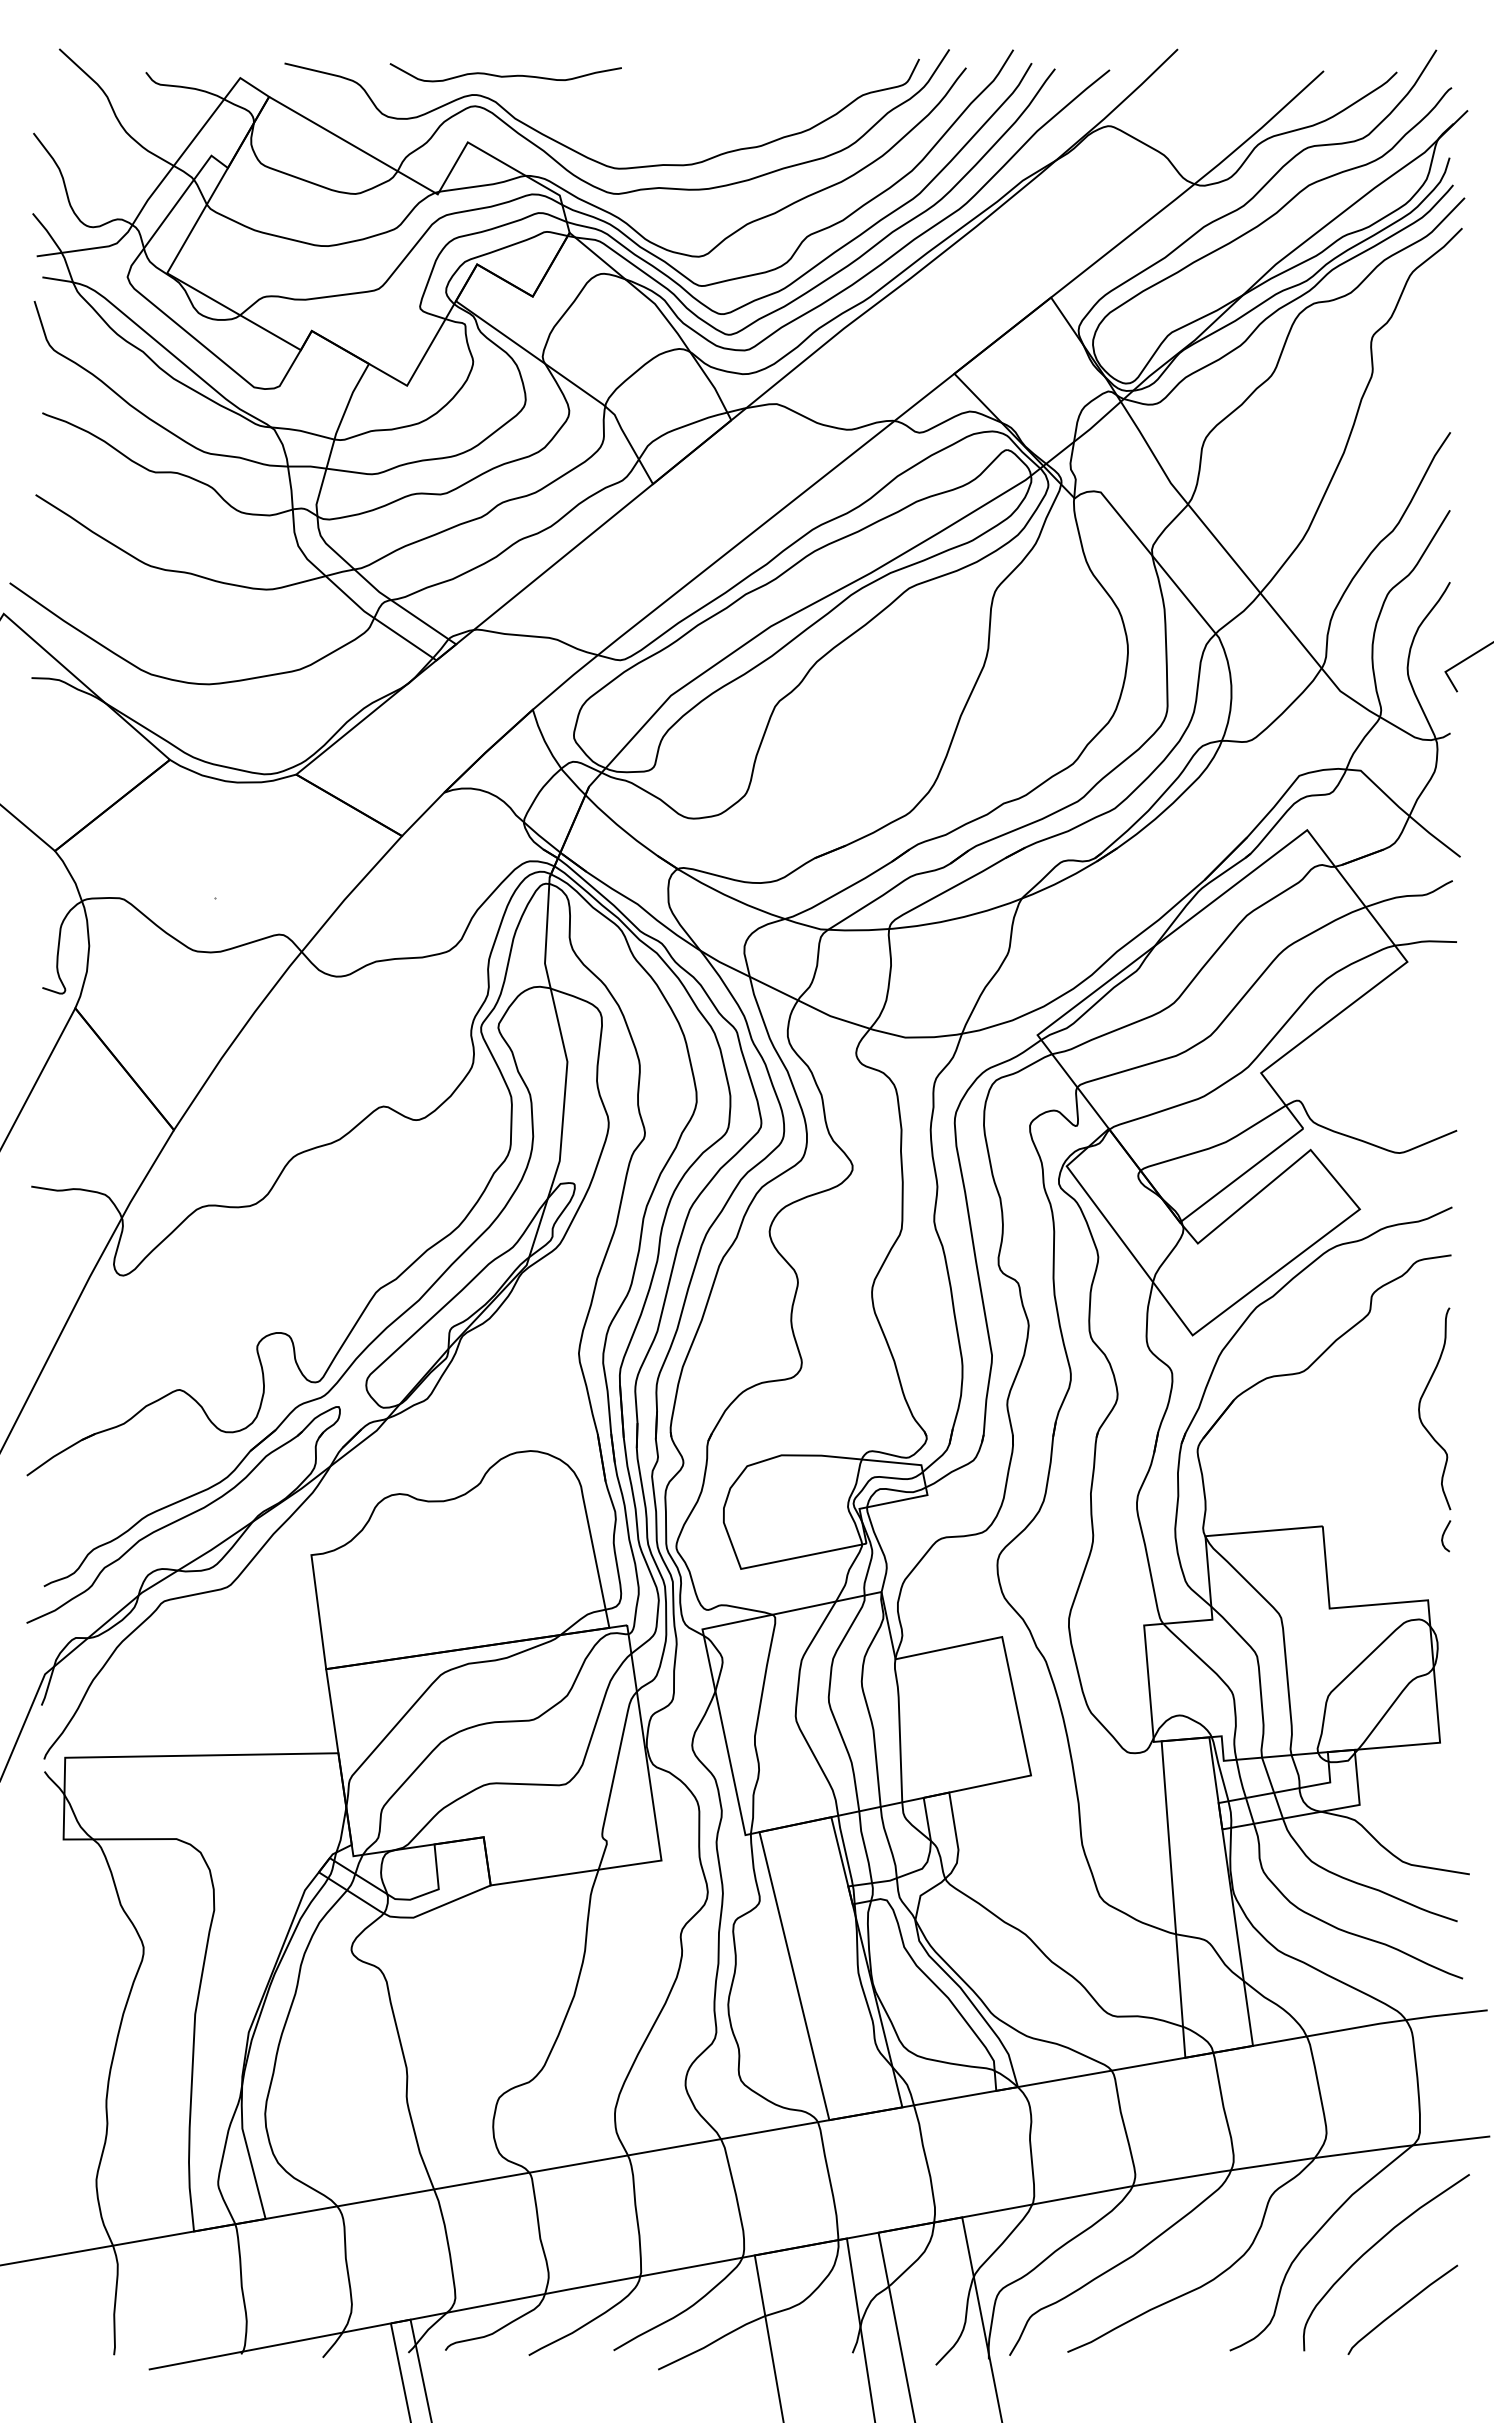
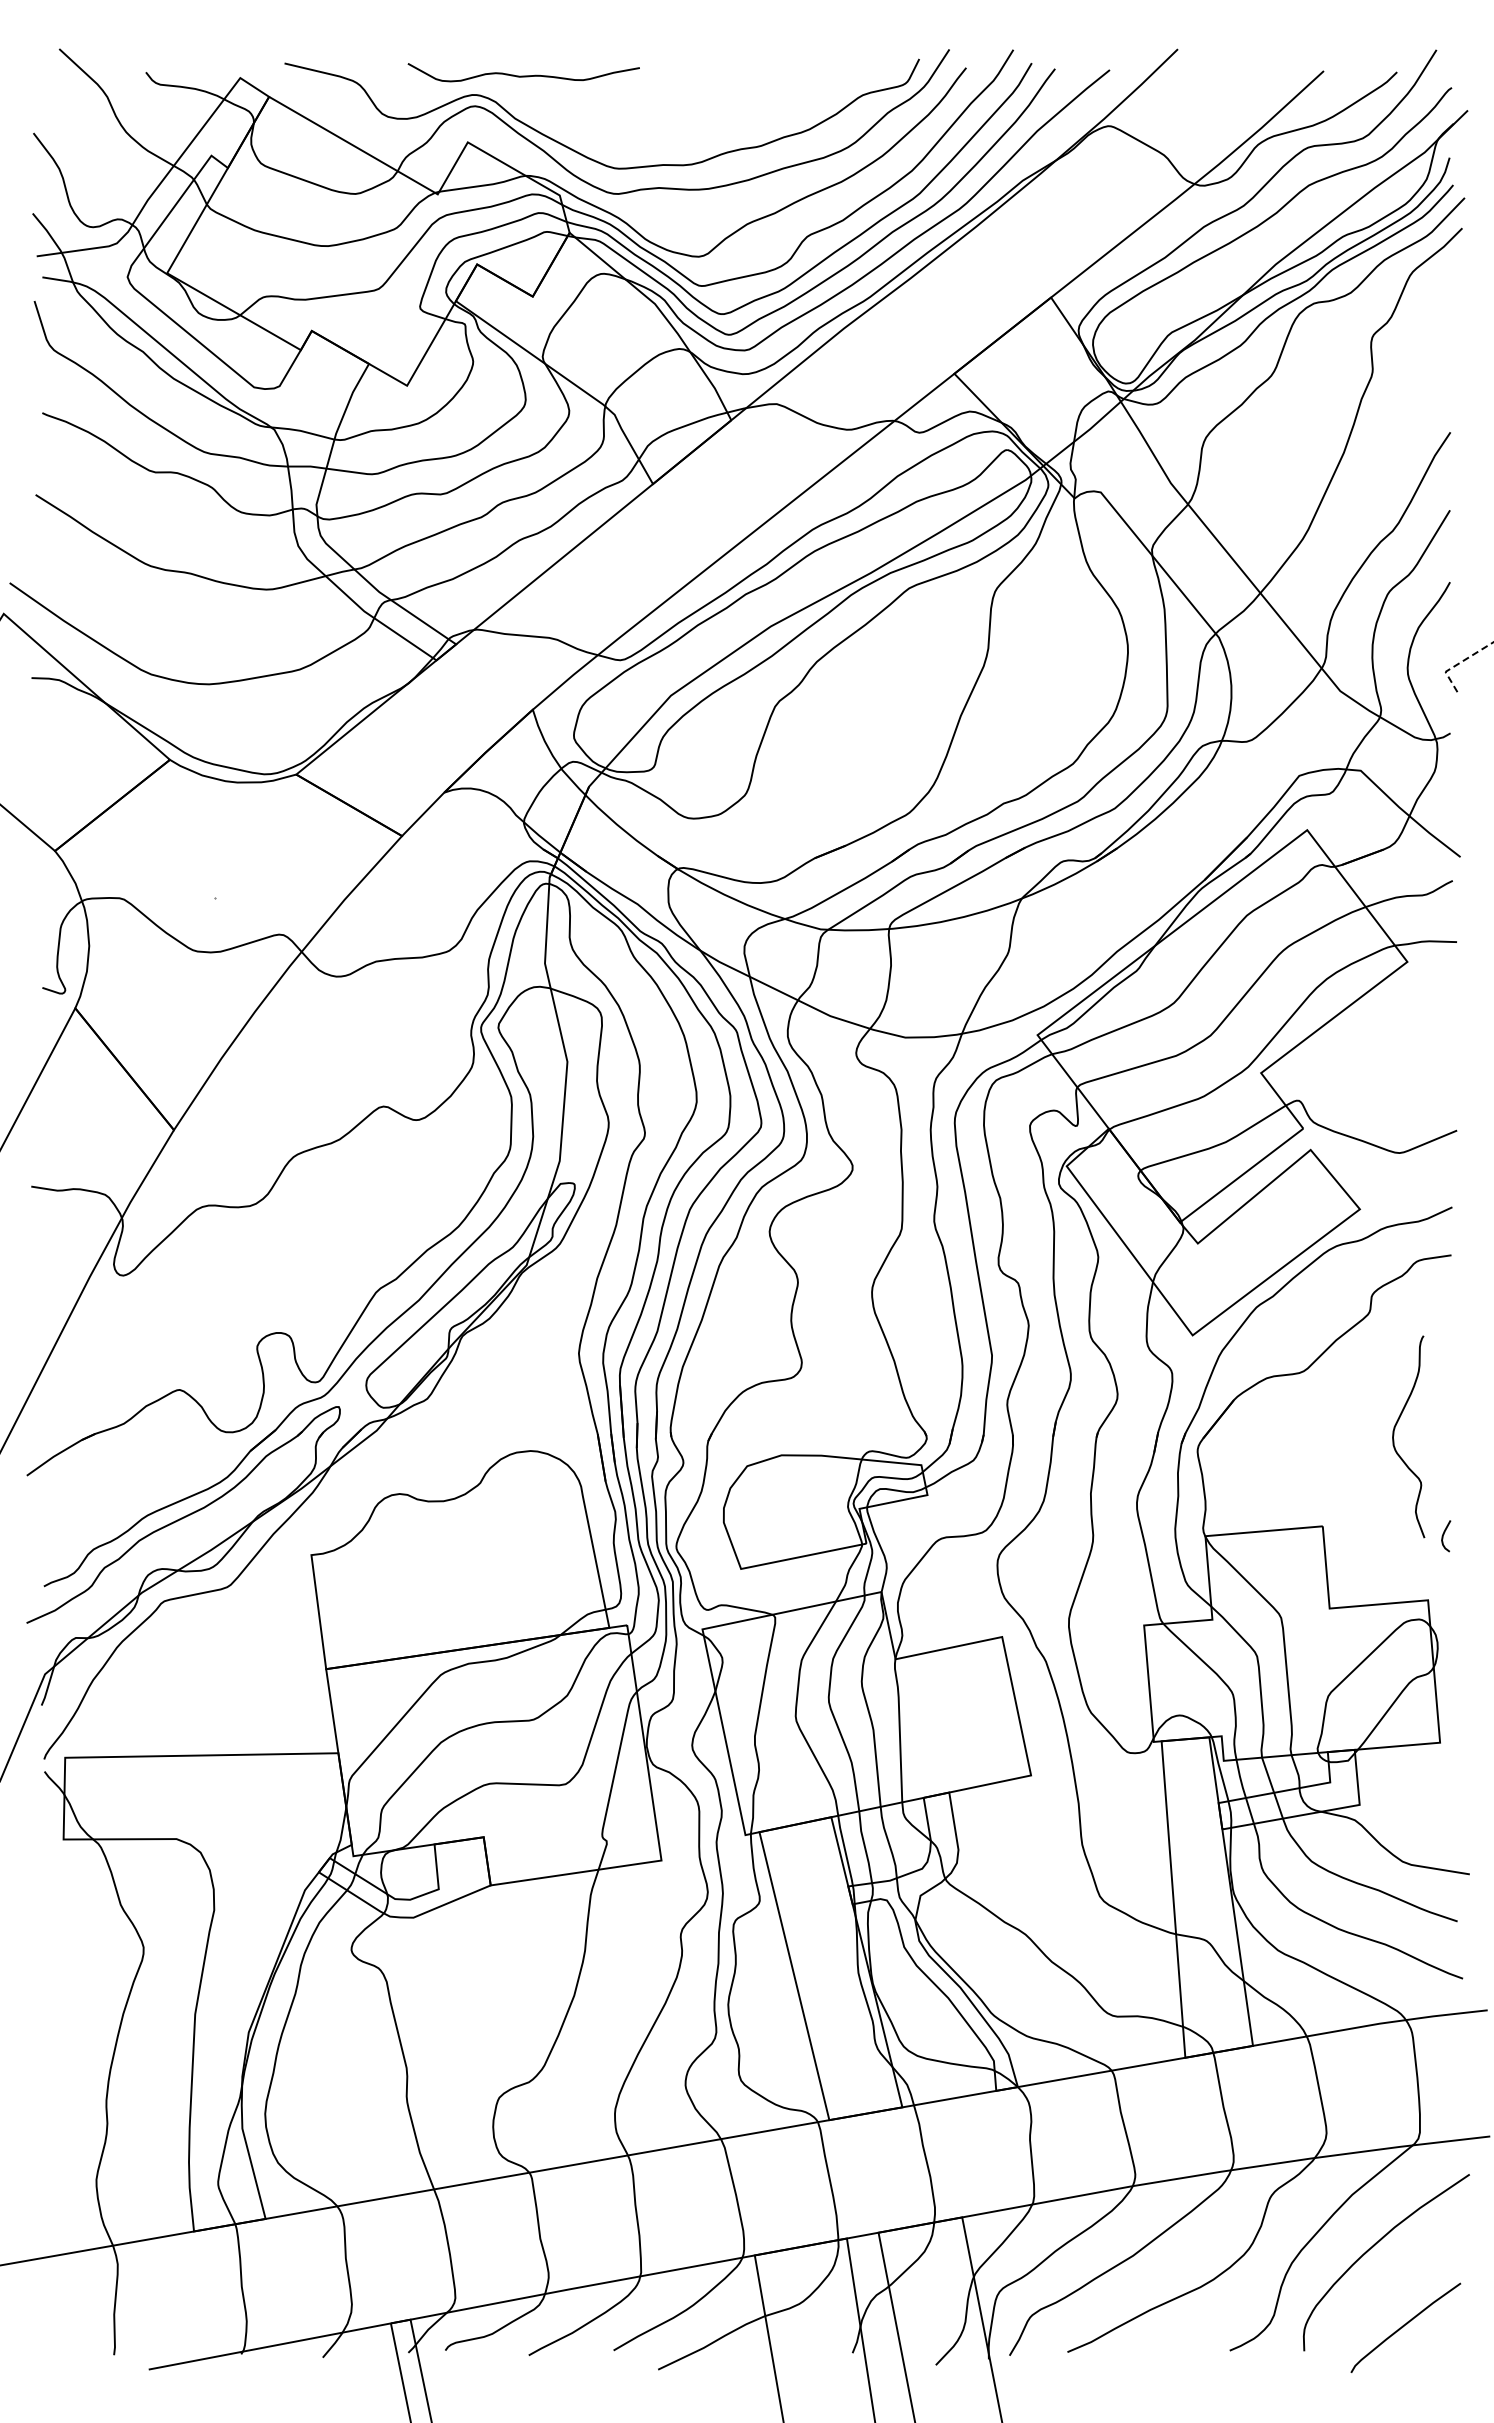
curve position: (505, 75) -> (523, 75) (523, 75)
line: solid -> dashed (1458, 663)
curve position: (1420, 1407) -> (1394, 1435) (1394, 1435)
curve position: (1401, 2308) -> (1404, 2326) (1404, 2326)
